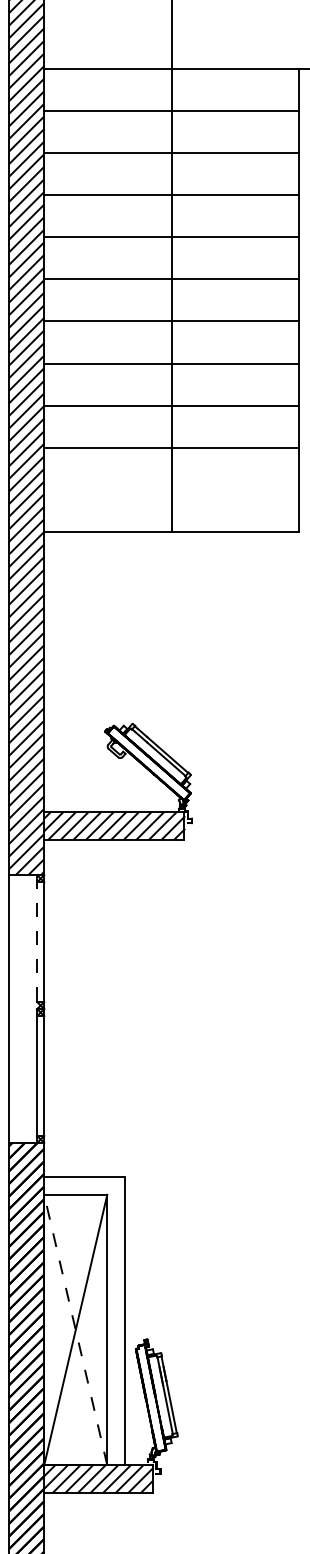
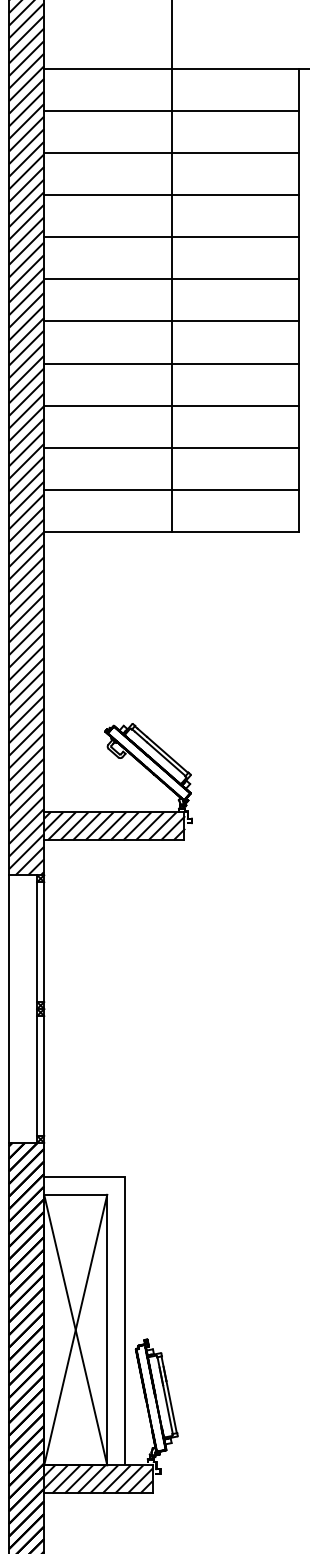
line: none -> present (171, 489)
line: dashed -> solid (37, 942)
line: dashed -> solid (75, 1330)
